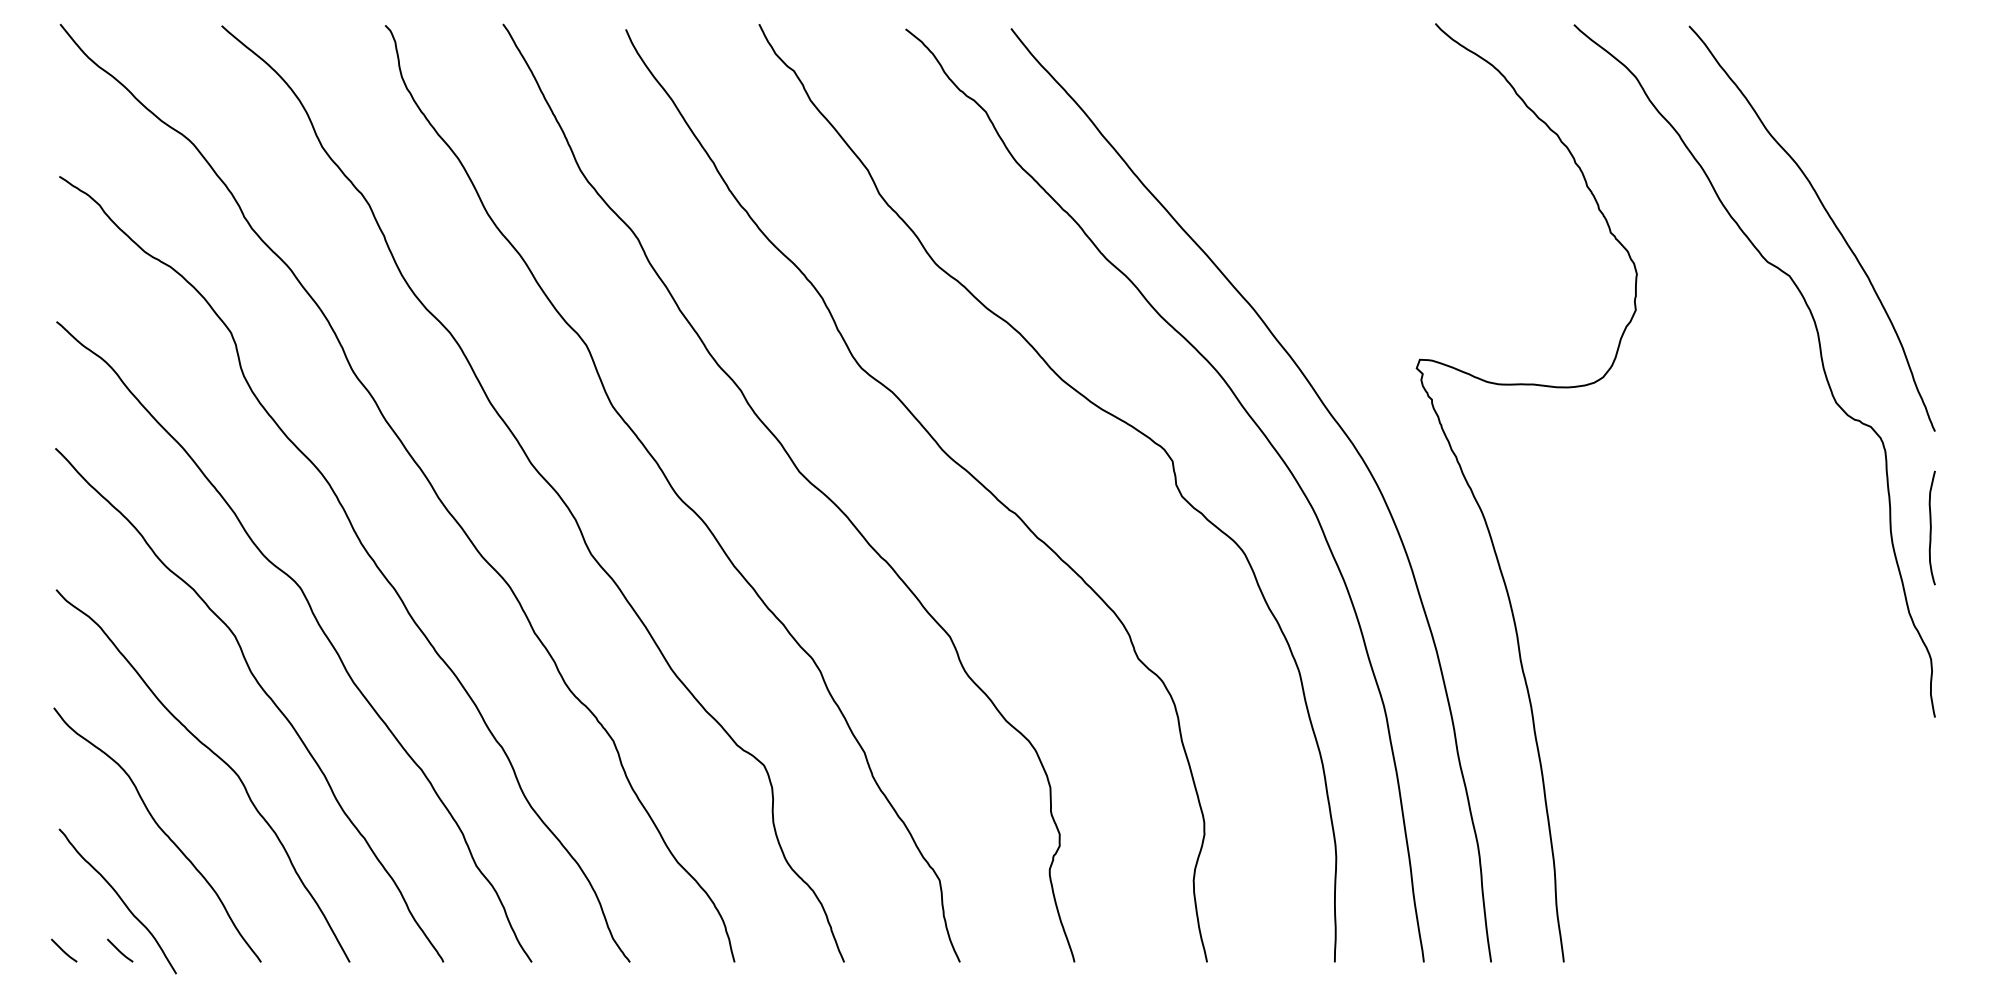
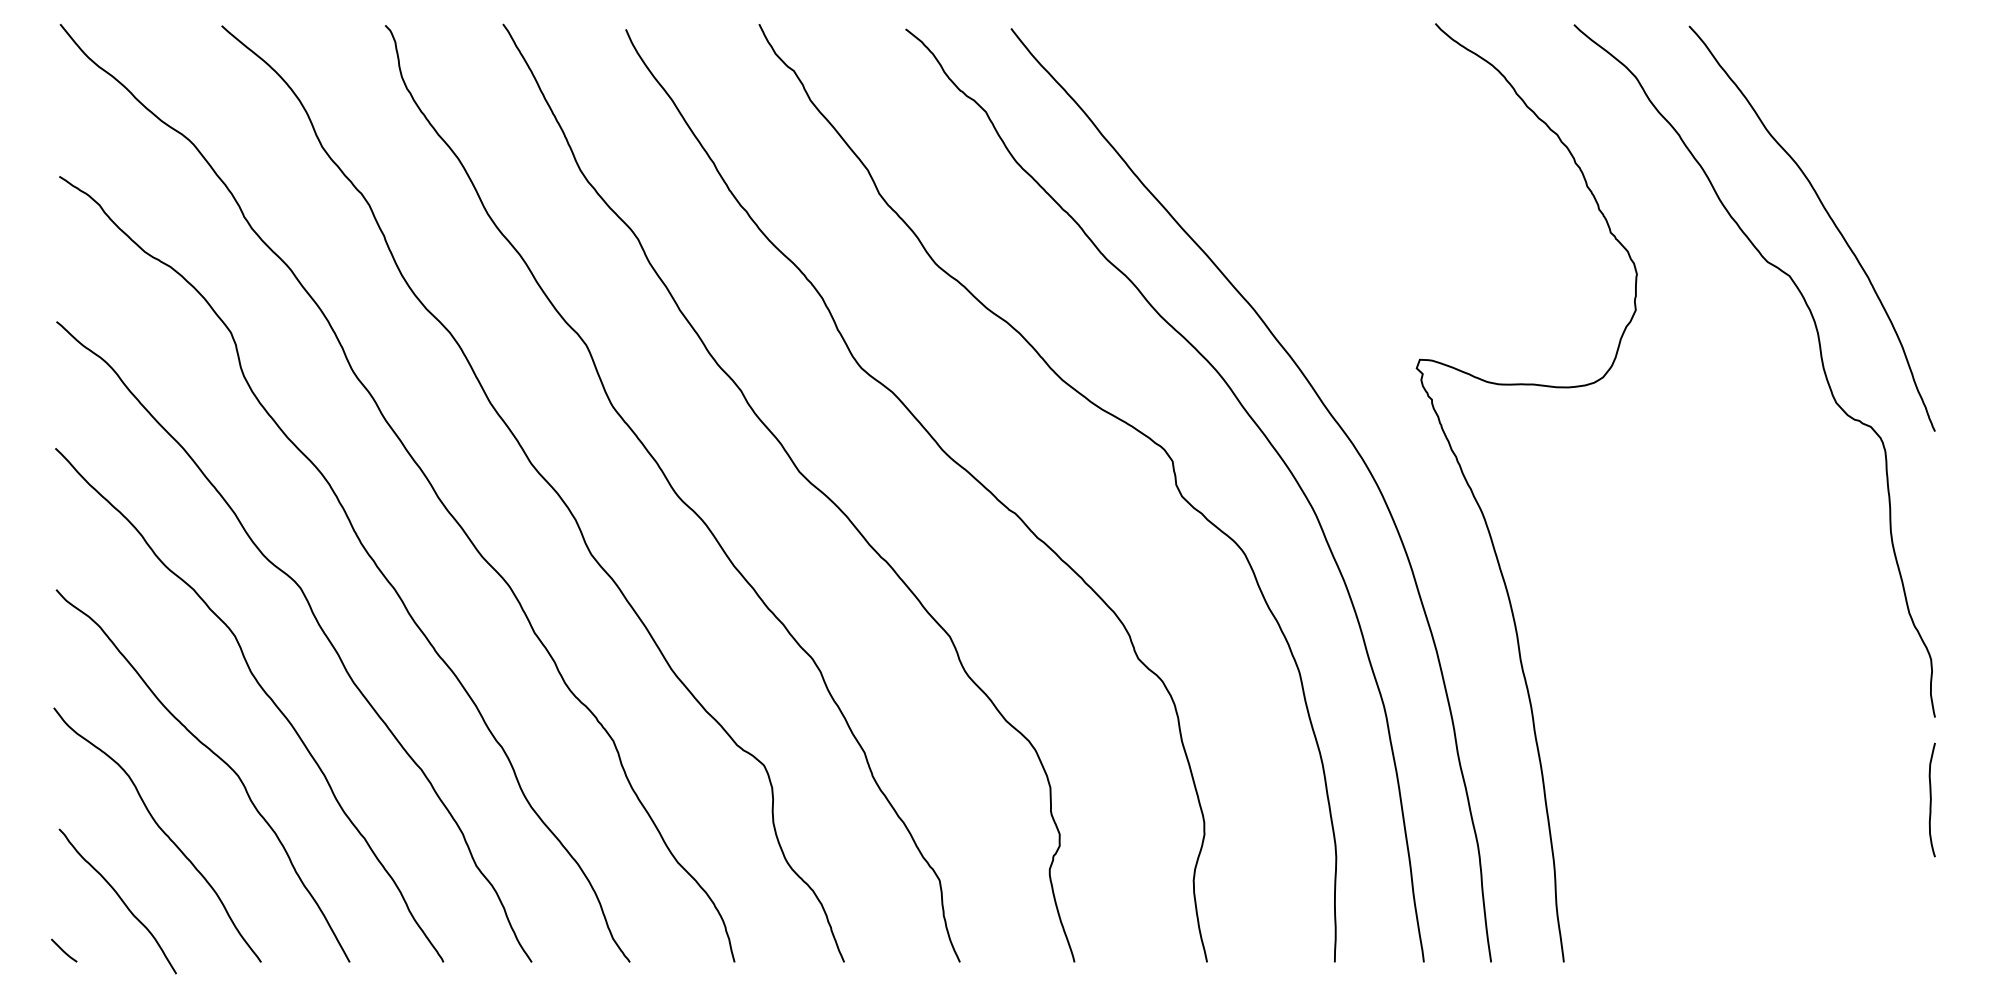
curve position: (1931, 527) -> (1931, 799) (1931, 799)
line: present -> none (120, 950)
